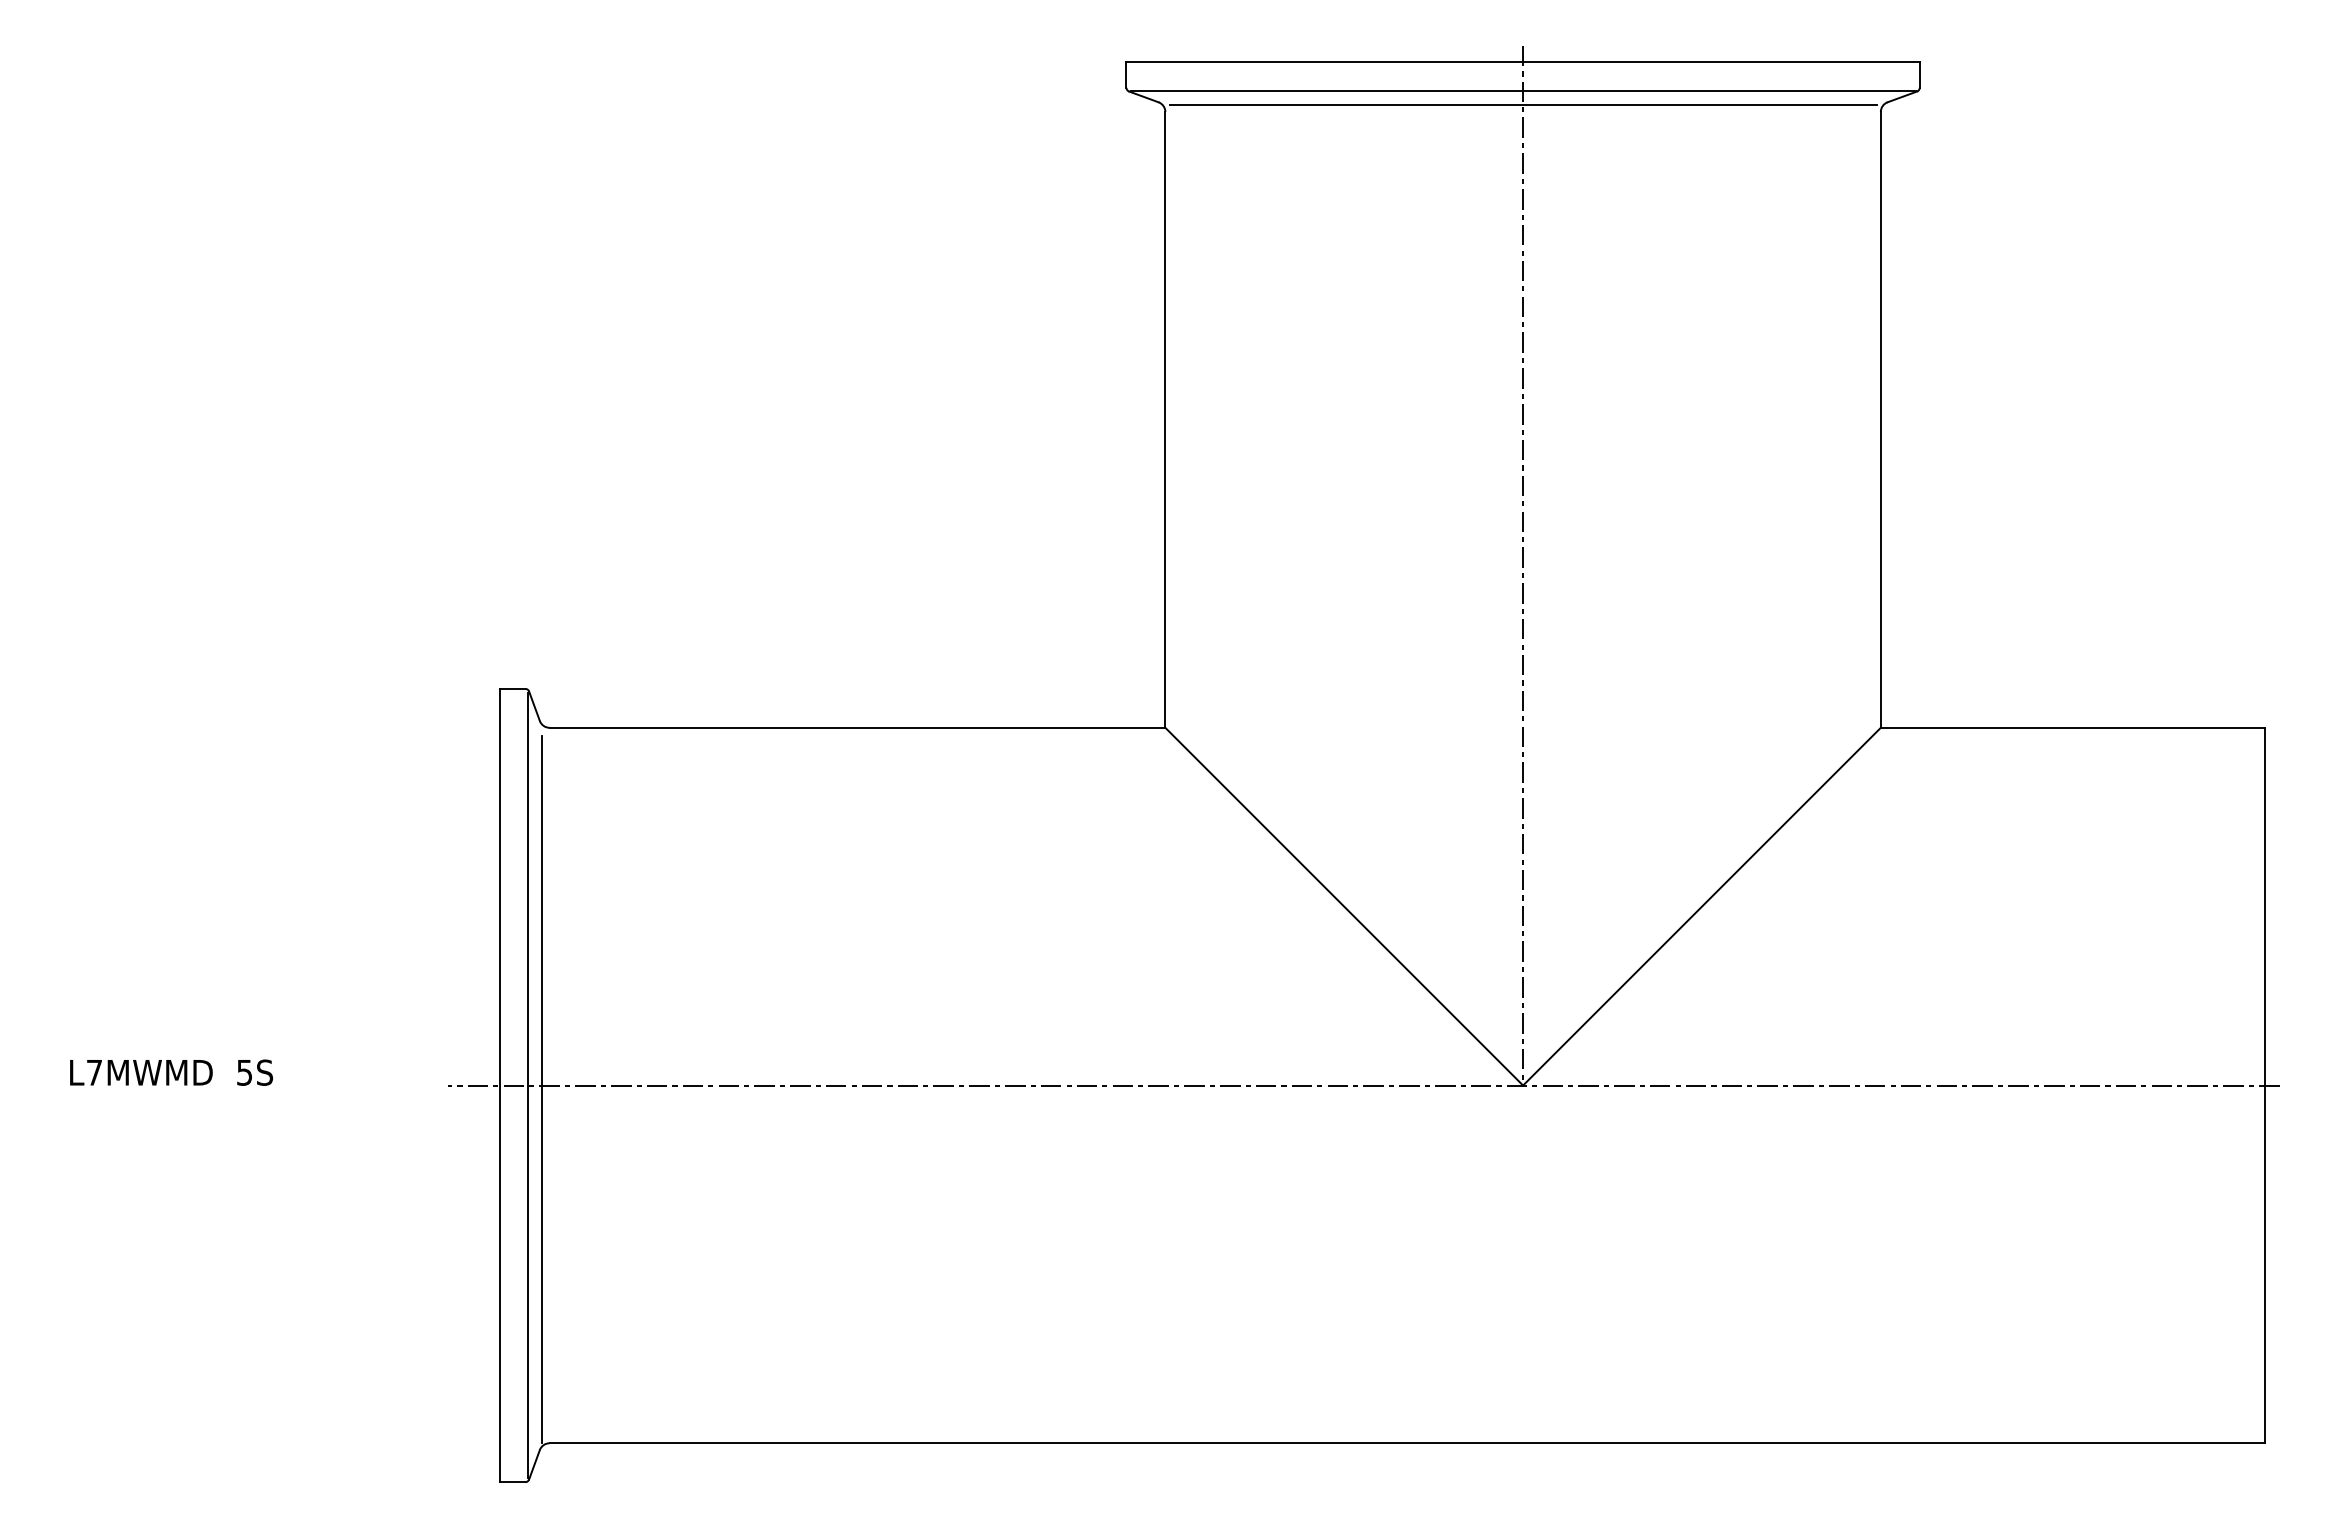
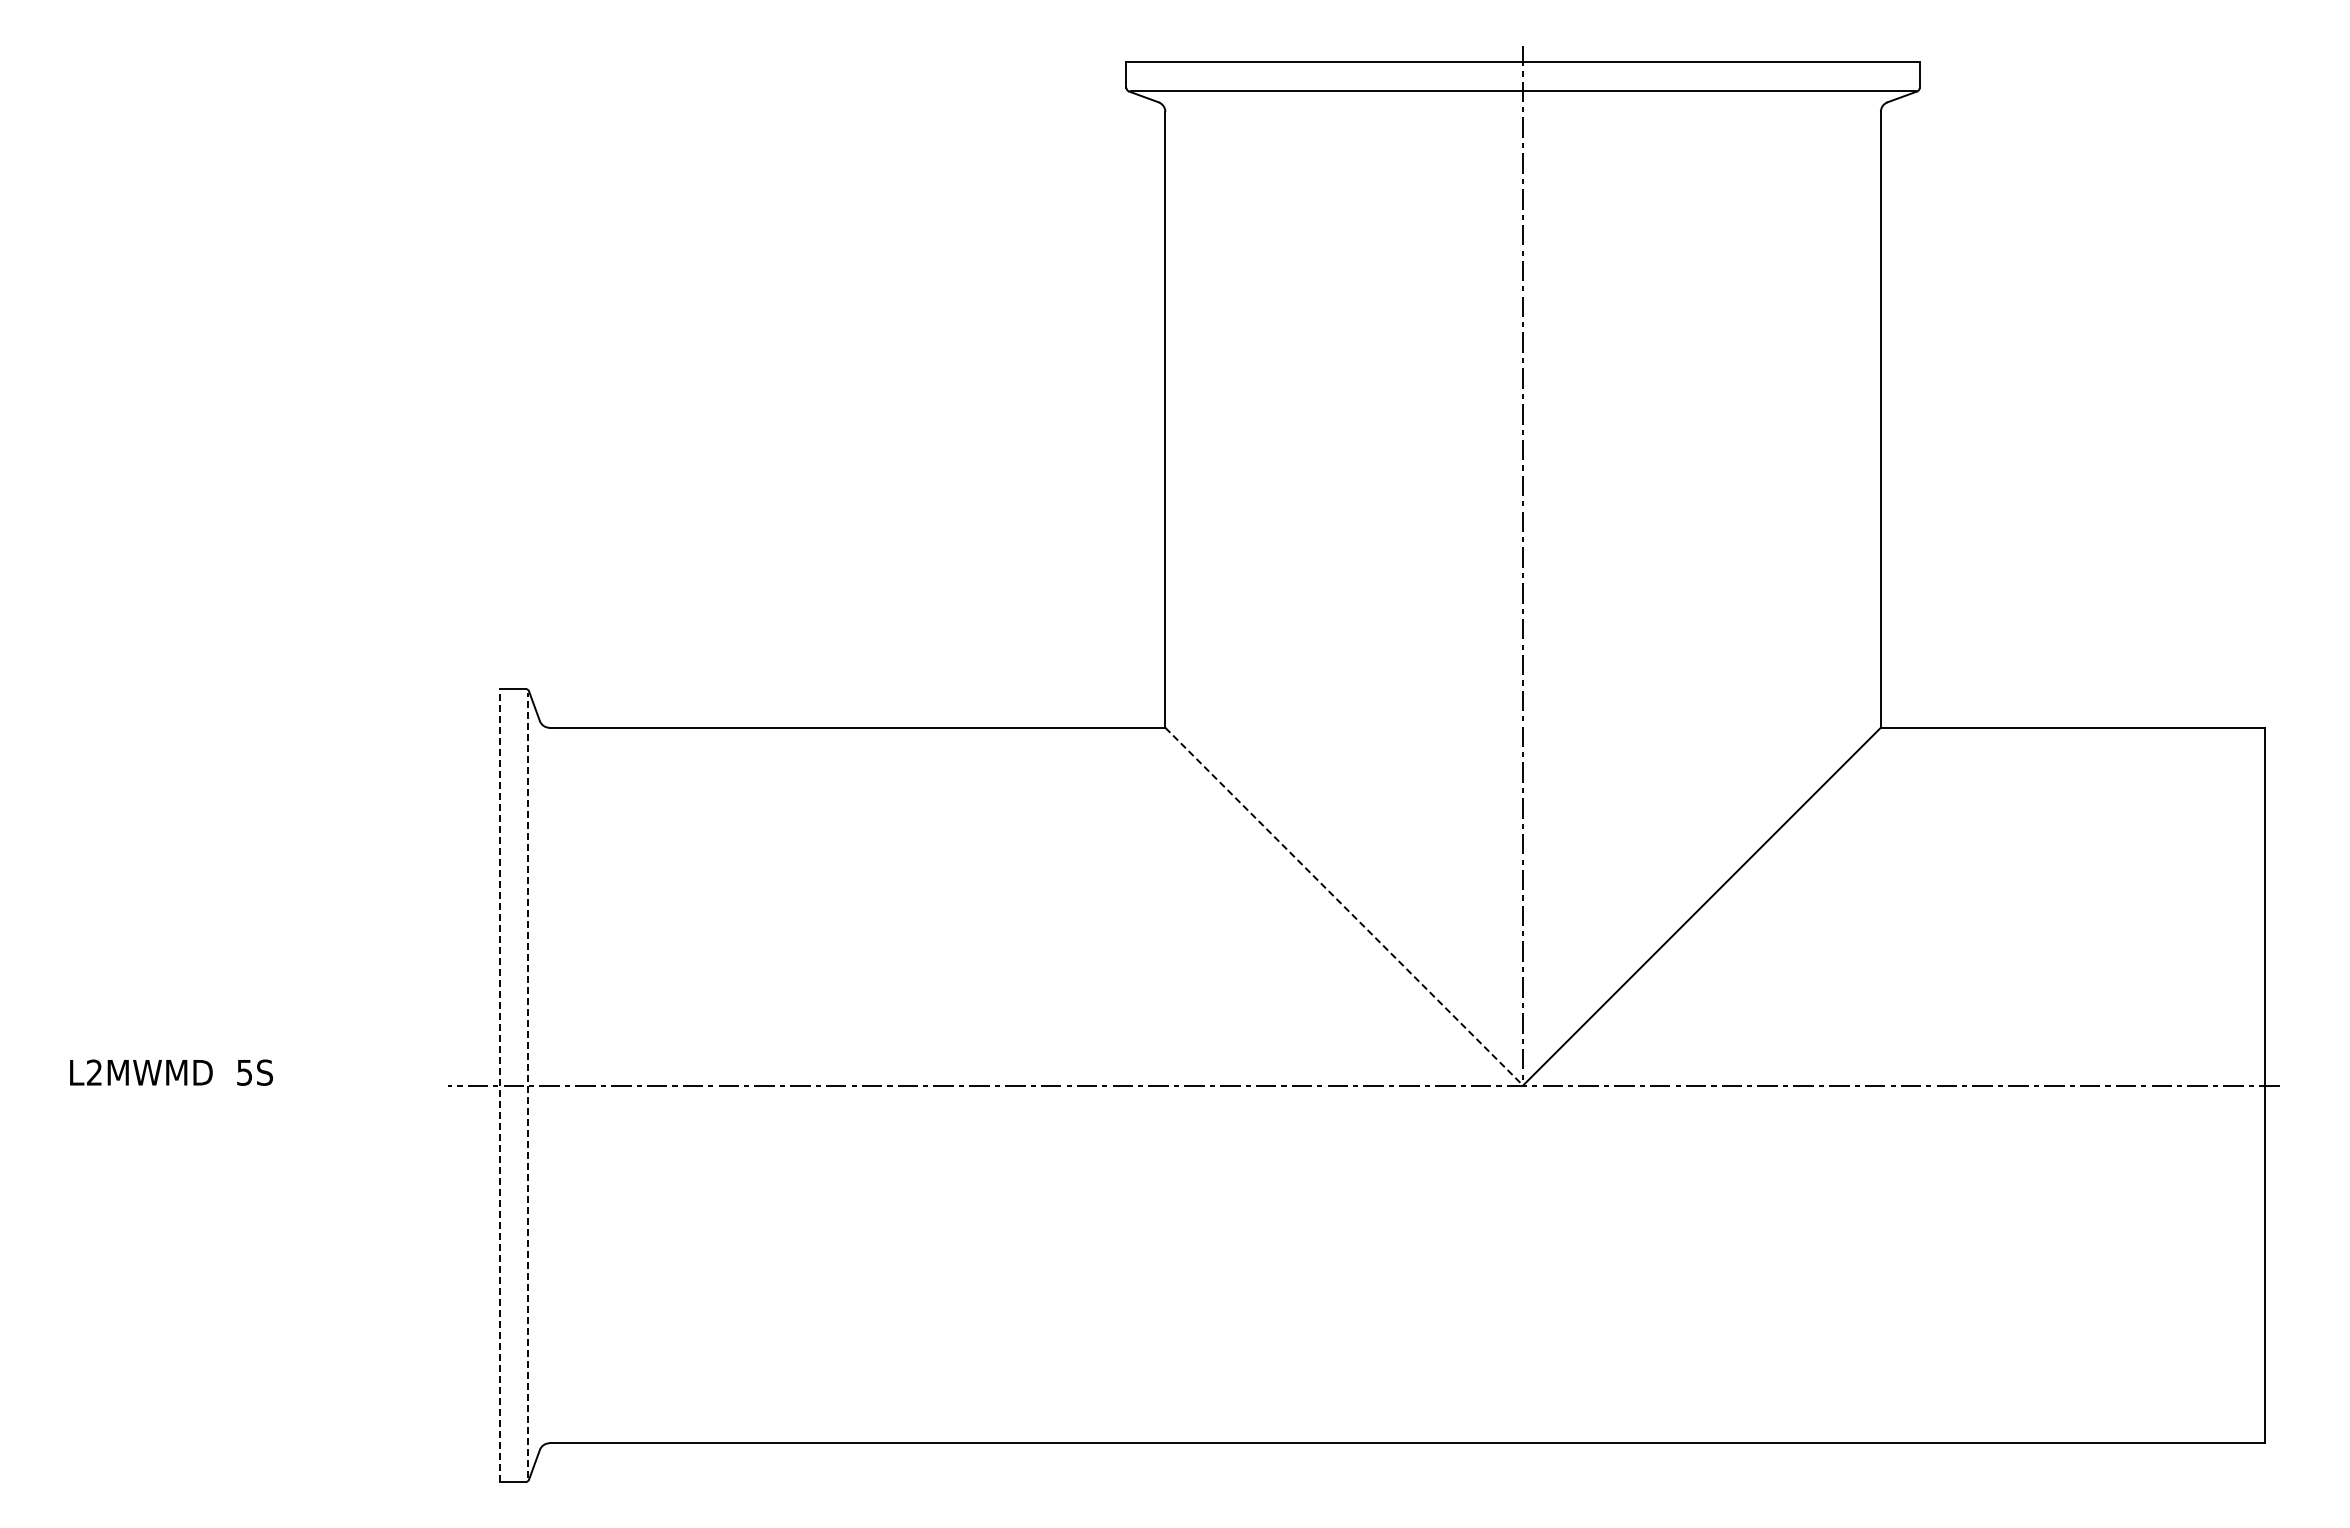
line: present -> none (1522, 104)
line: solid -> dashed (1344, 906)
text: L7MWMD -> L2MWMD (93, 1072)
line: solid -> dashed (499, 1085)
line: solid -> dashed (528, 1085)
line: present -> none (542, 1089)
